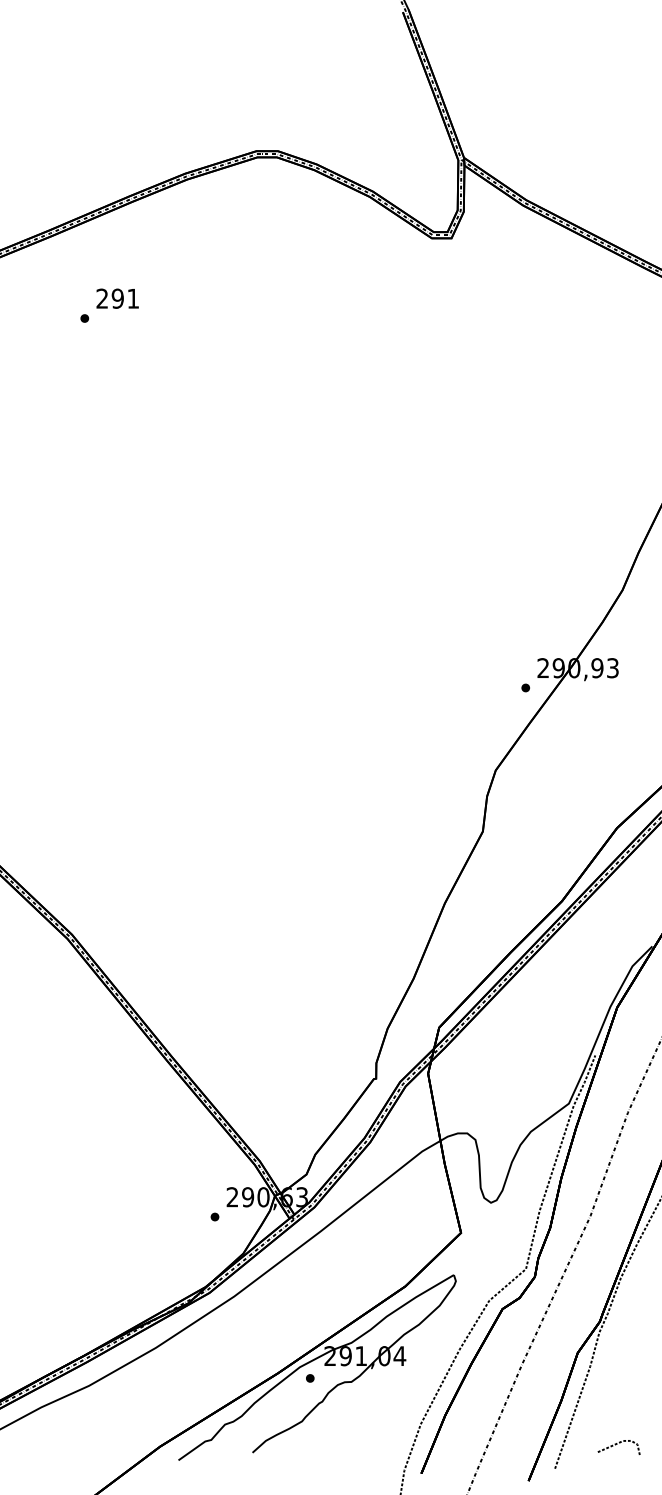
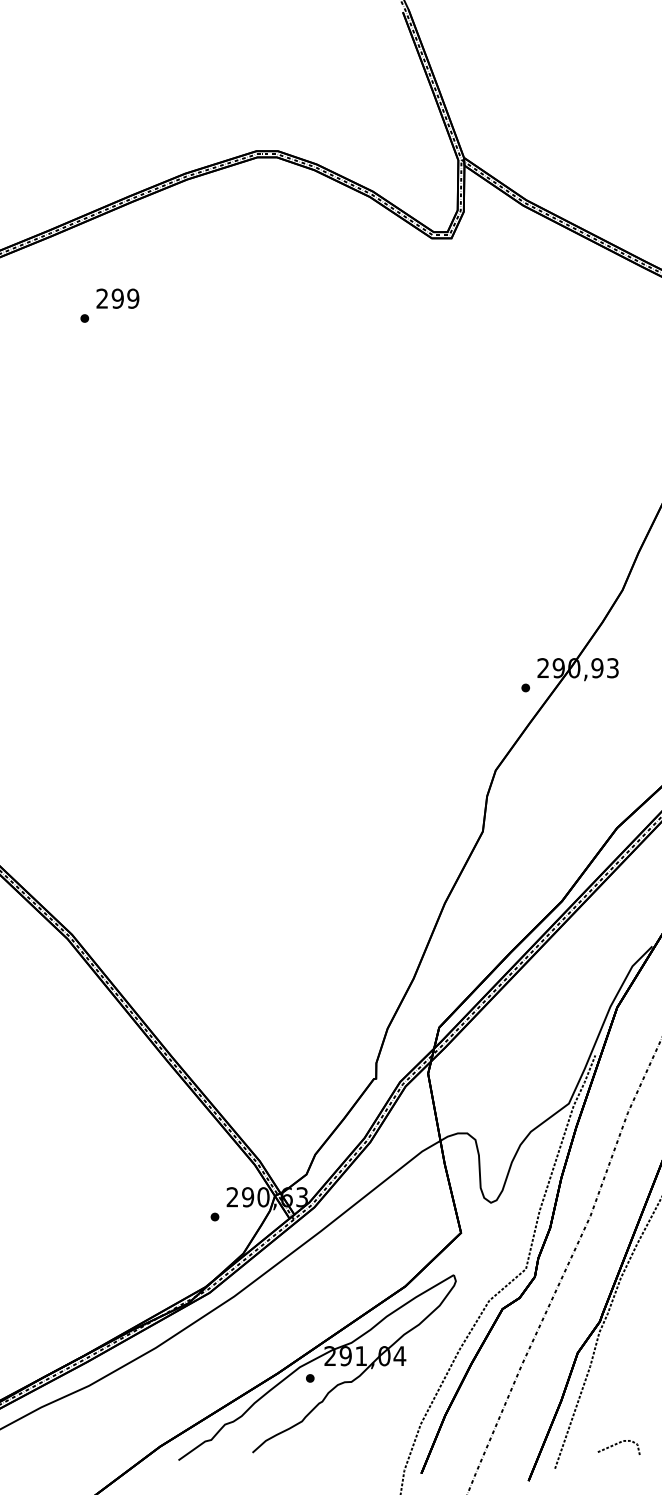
text: 291 -> 299 (133, 298)
